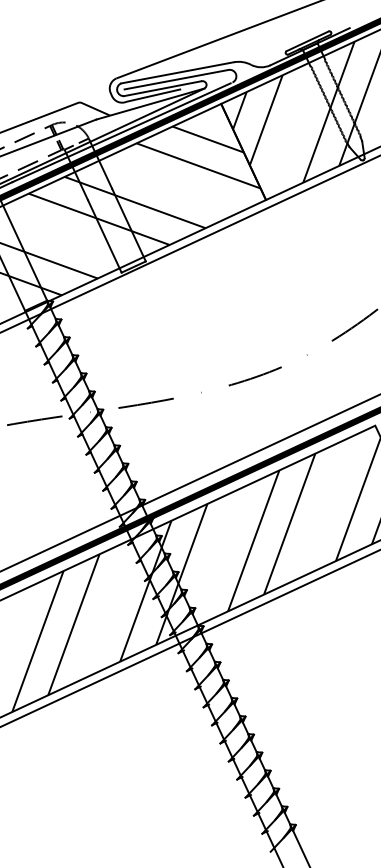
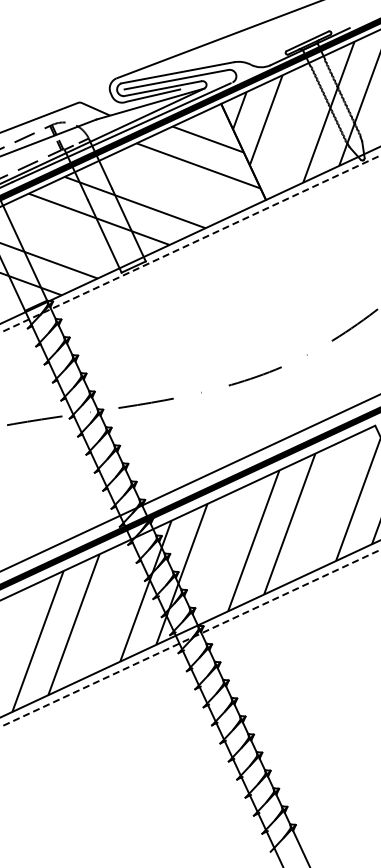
line: solid -> dashed (190, 244)
line: solid -> dashed (190, 638)
